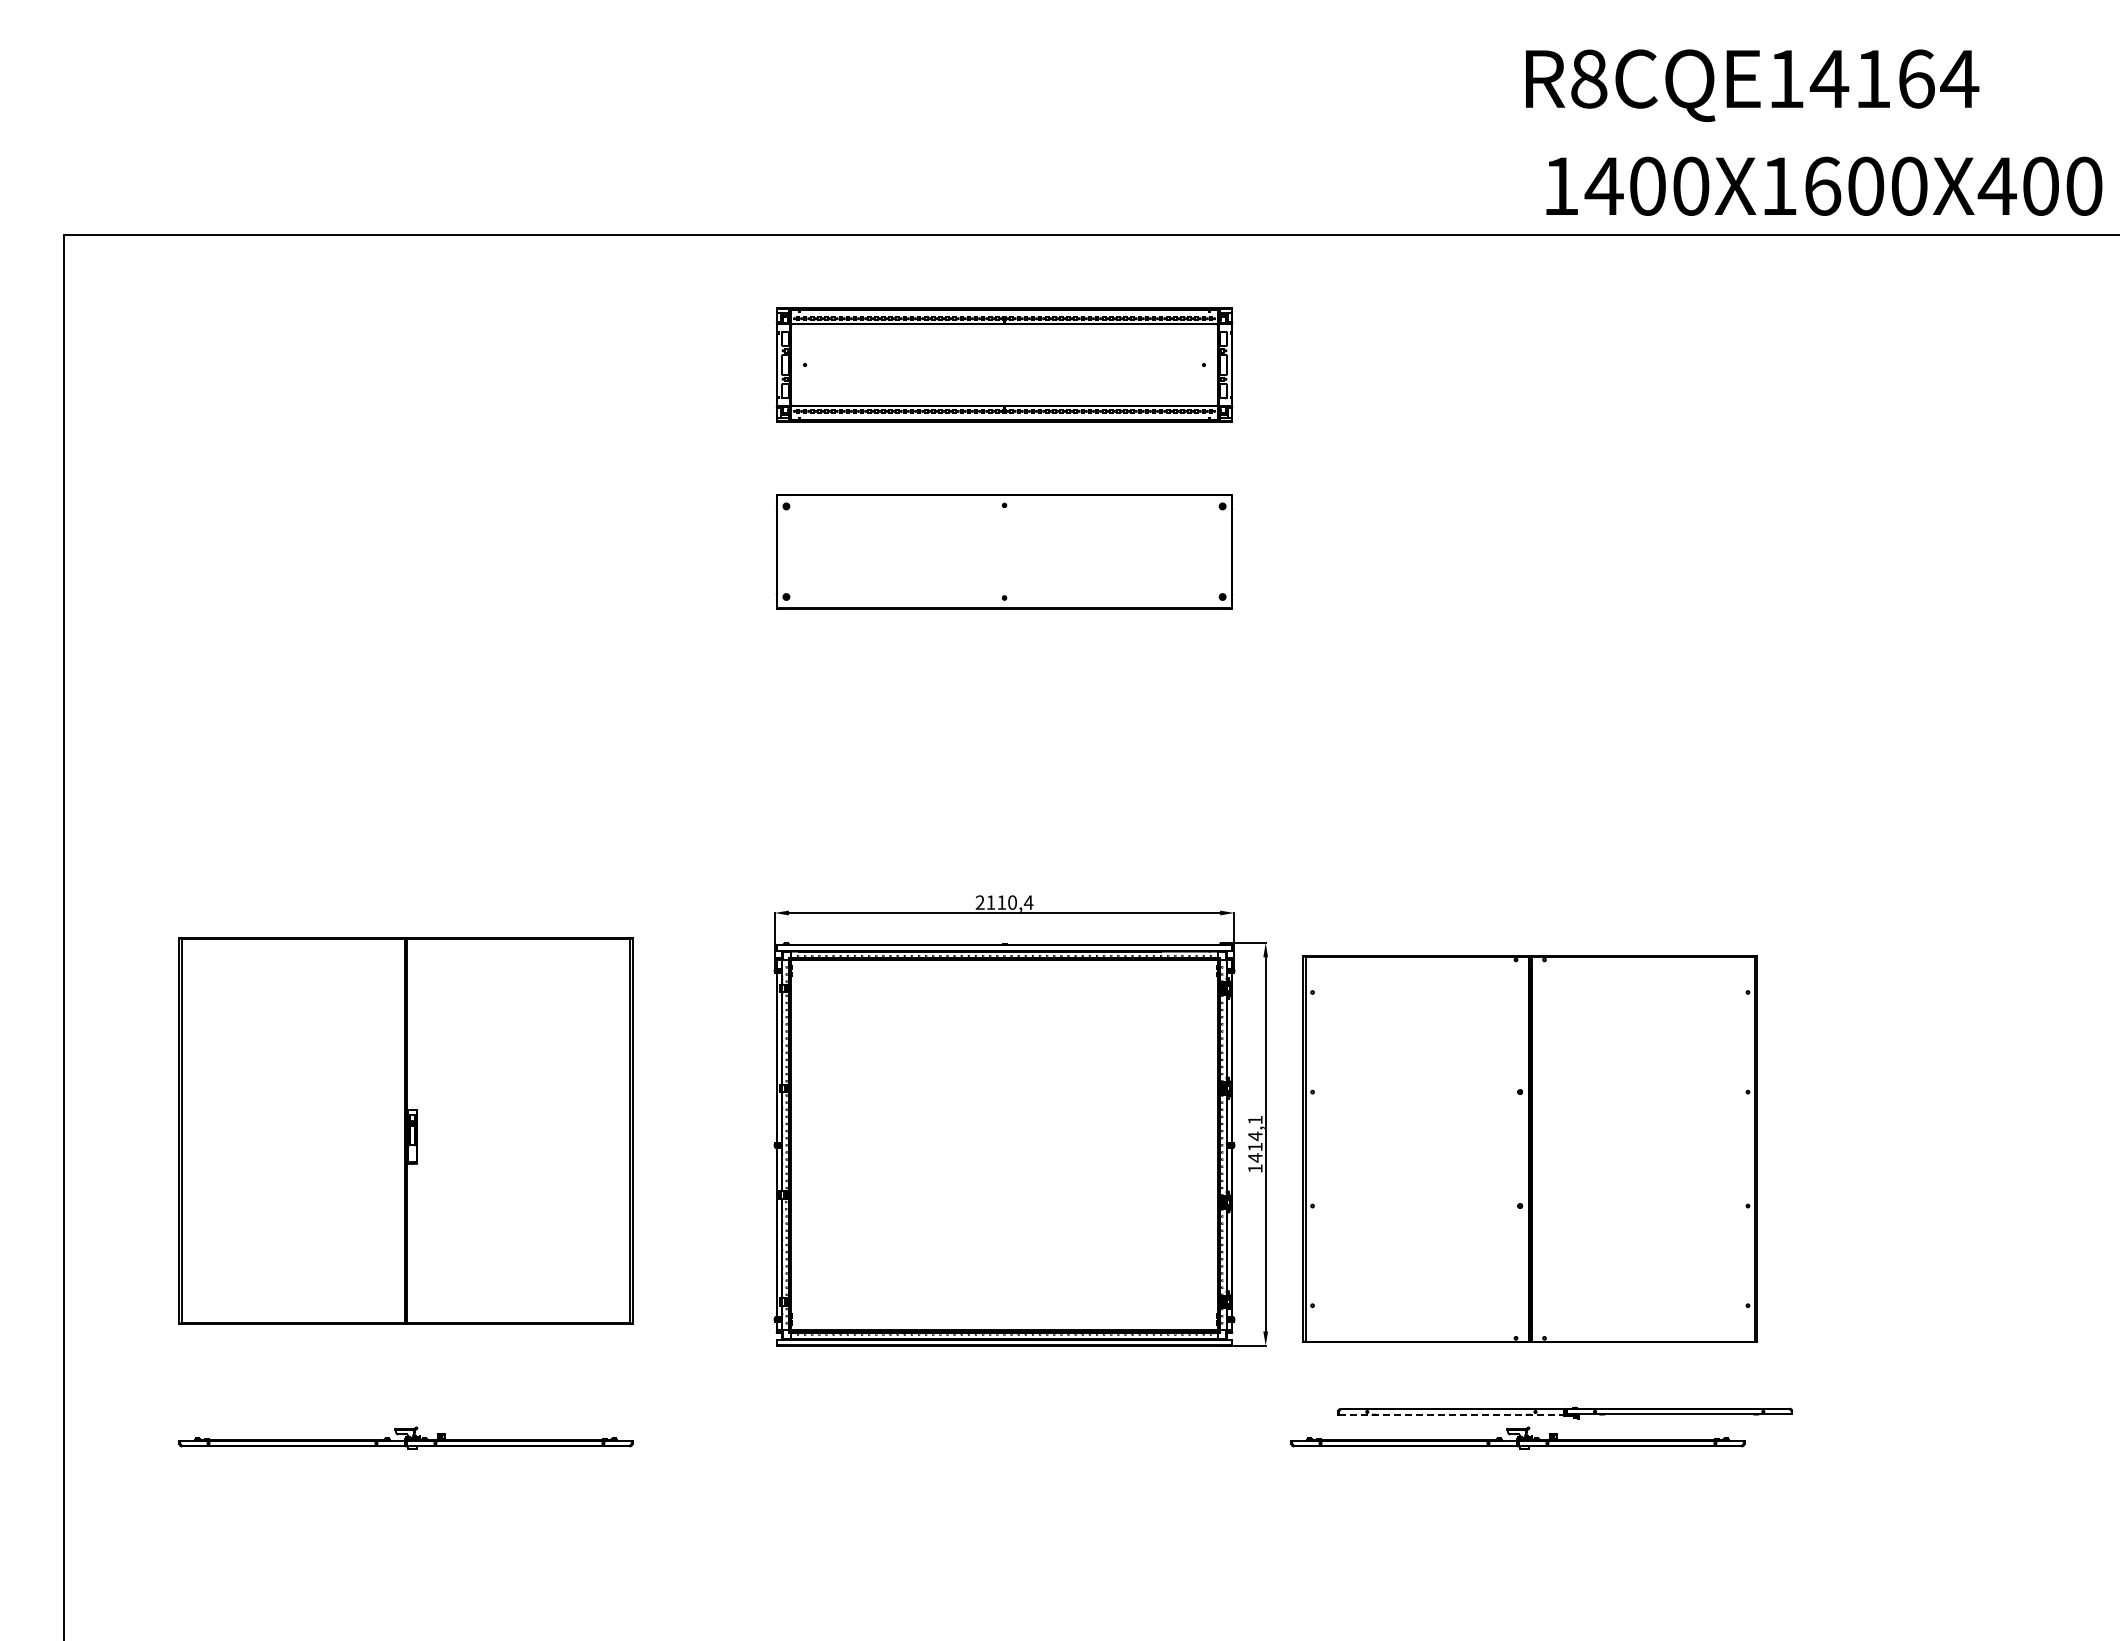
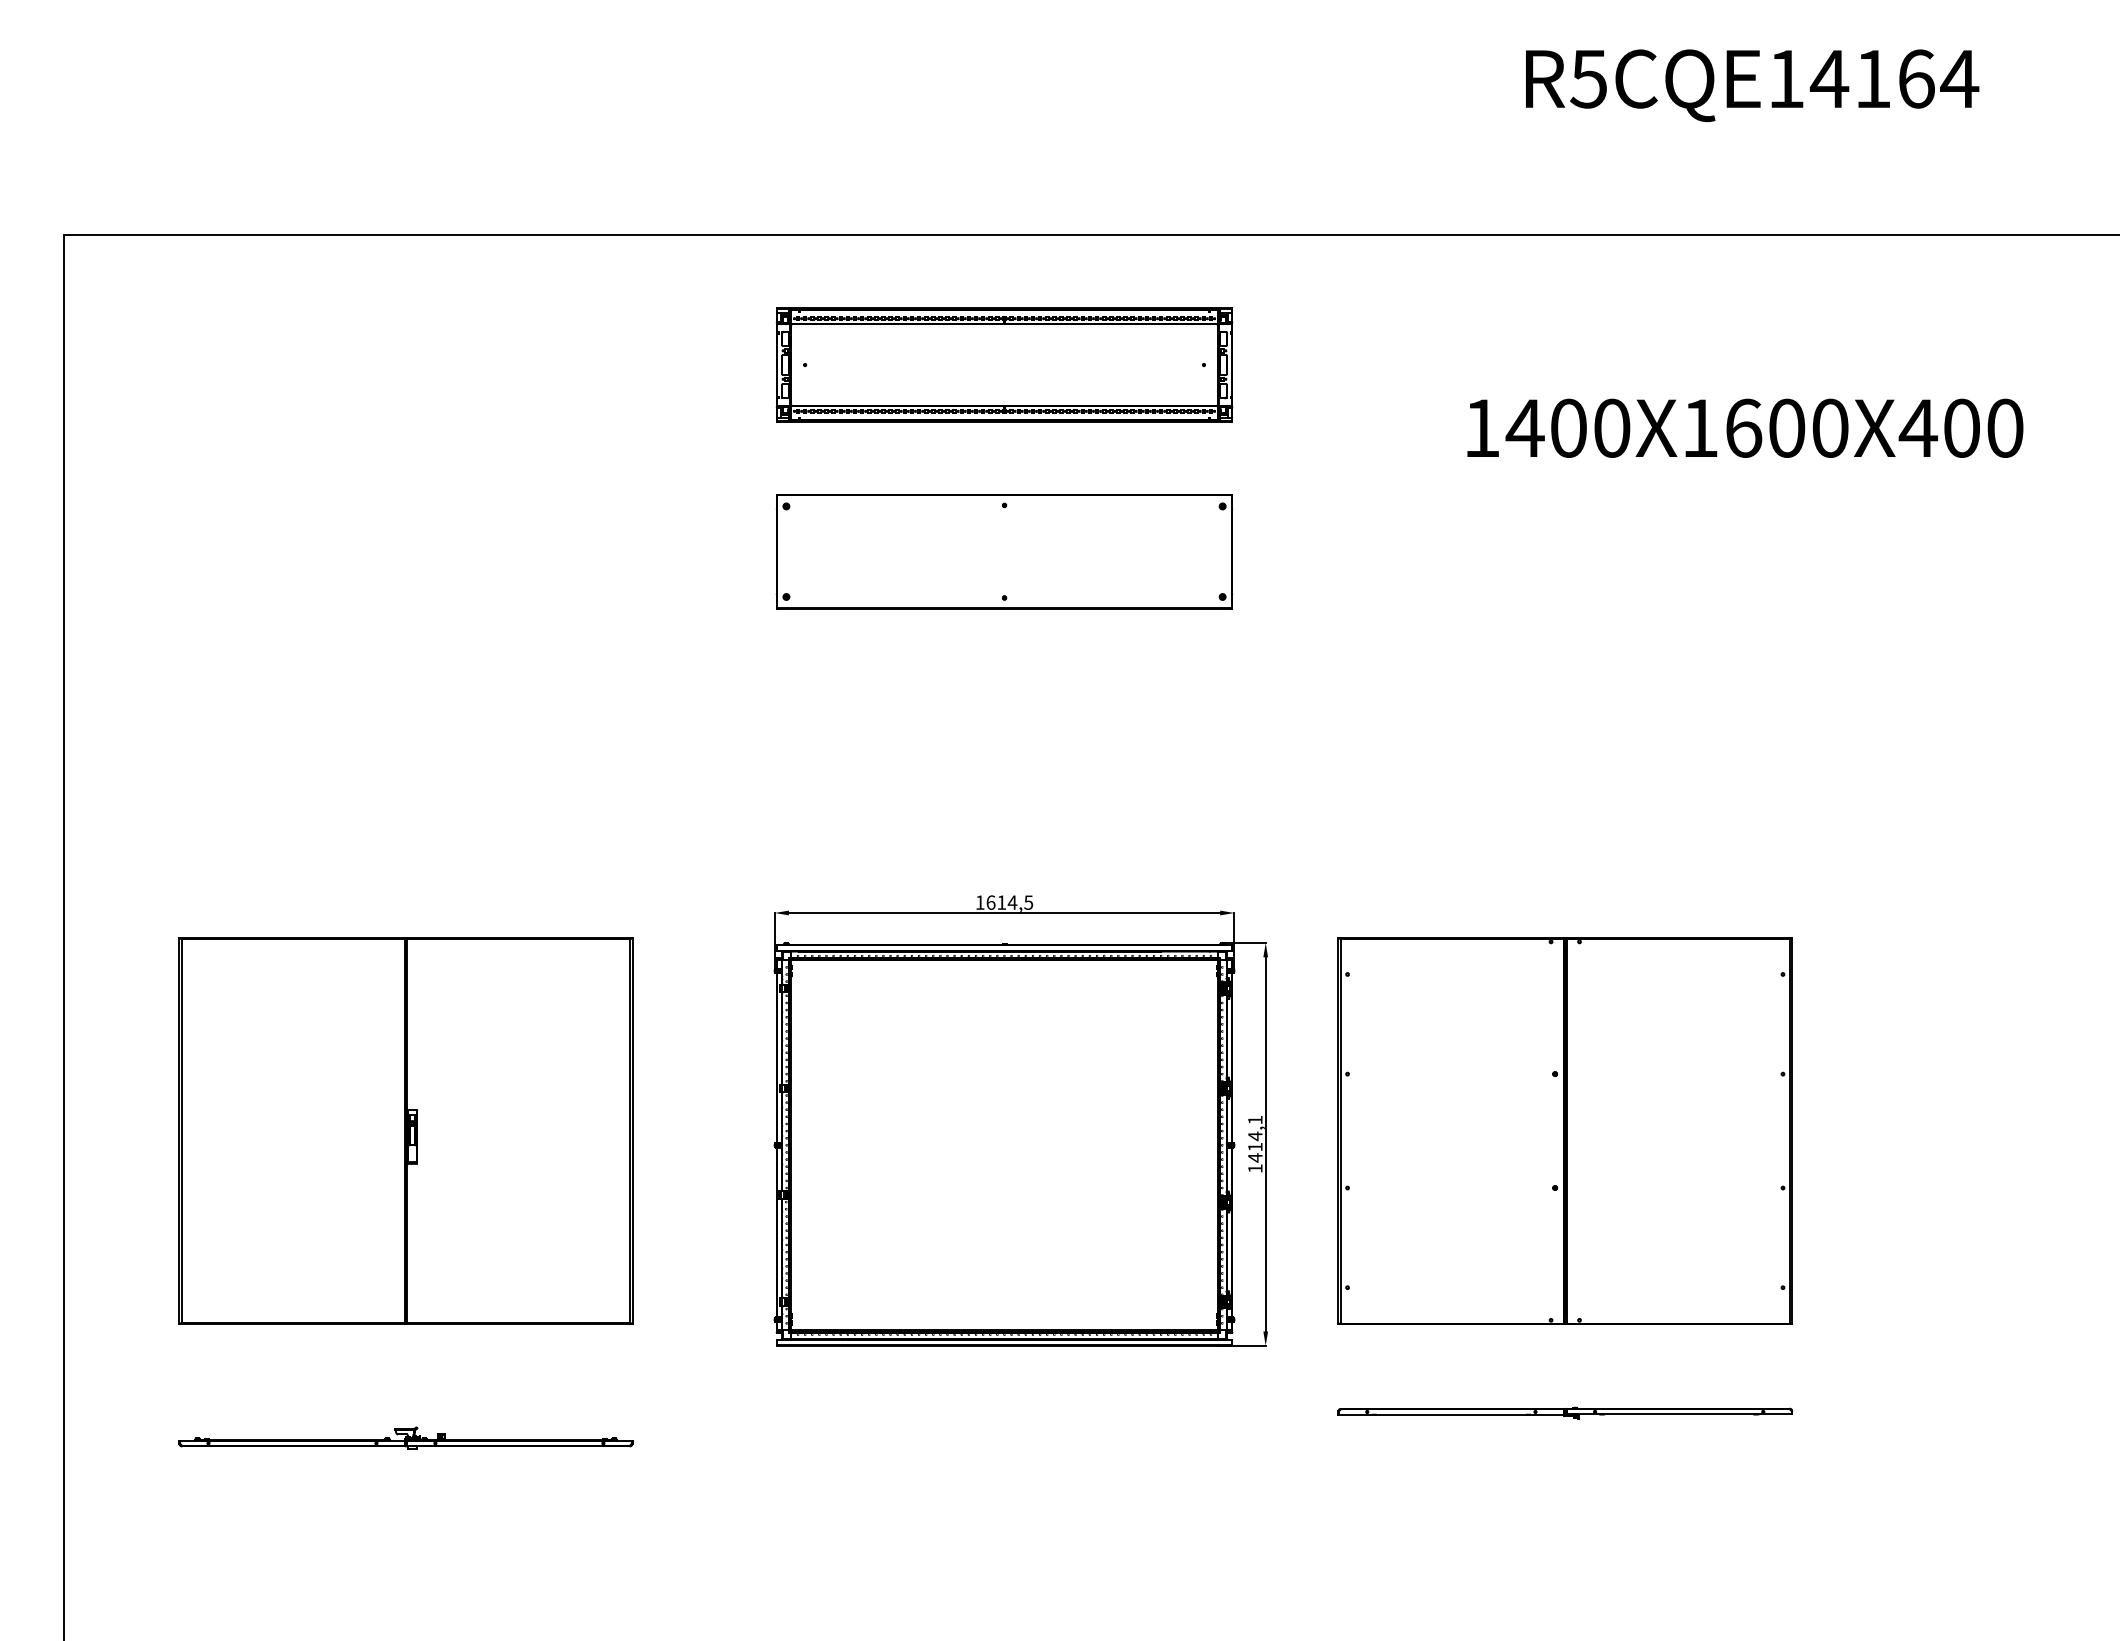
text: R8CQE14164 -> R5CQE14164 (1588, 78)
text position: (1824, 185) -> (1745, 427) (1745, 427)
text: 2110,4 -> 1614,5 (1004, 902)
part position: (1529, 1148) -> (1564, 1130) (1564, 1130)
line: dashed -> solid (1451, 1414)
part: present -> none (1517, 1437)
